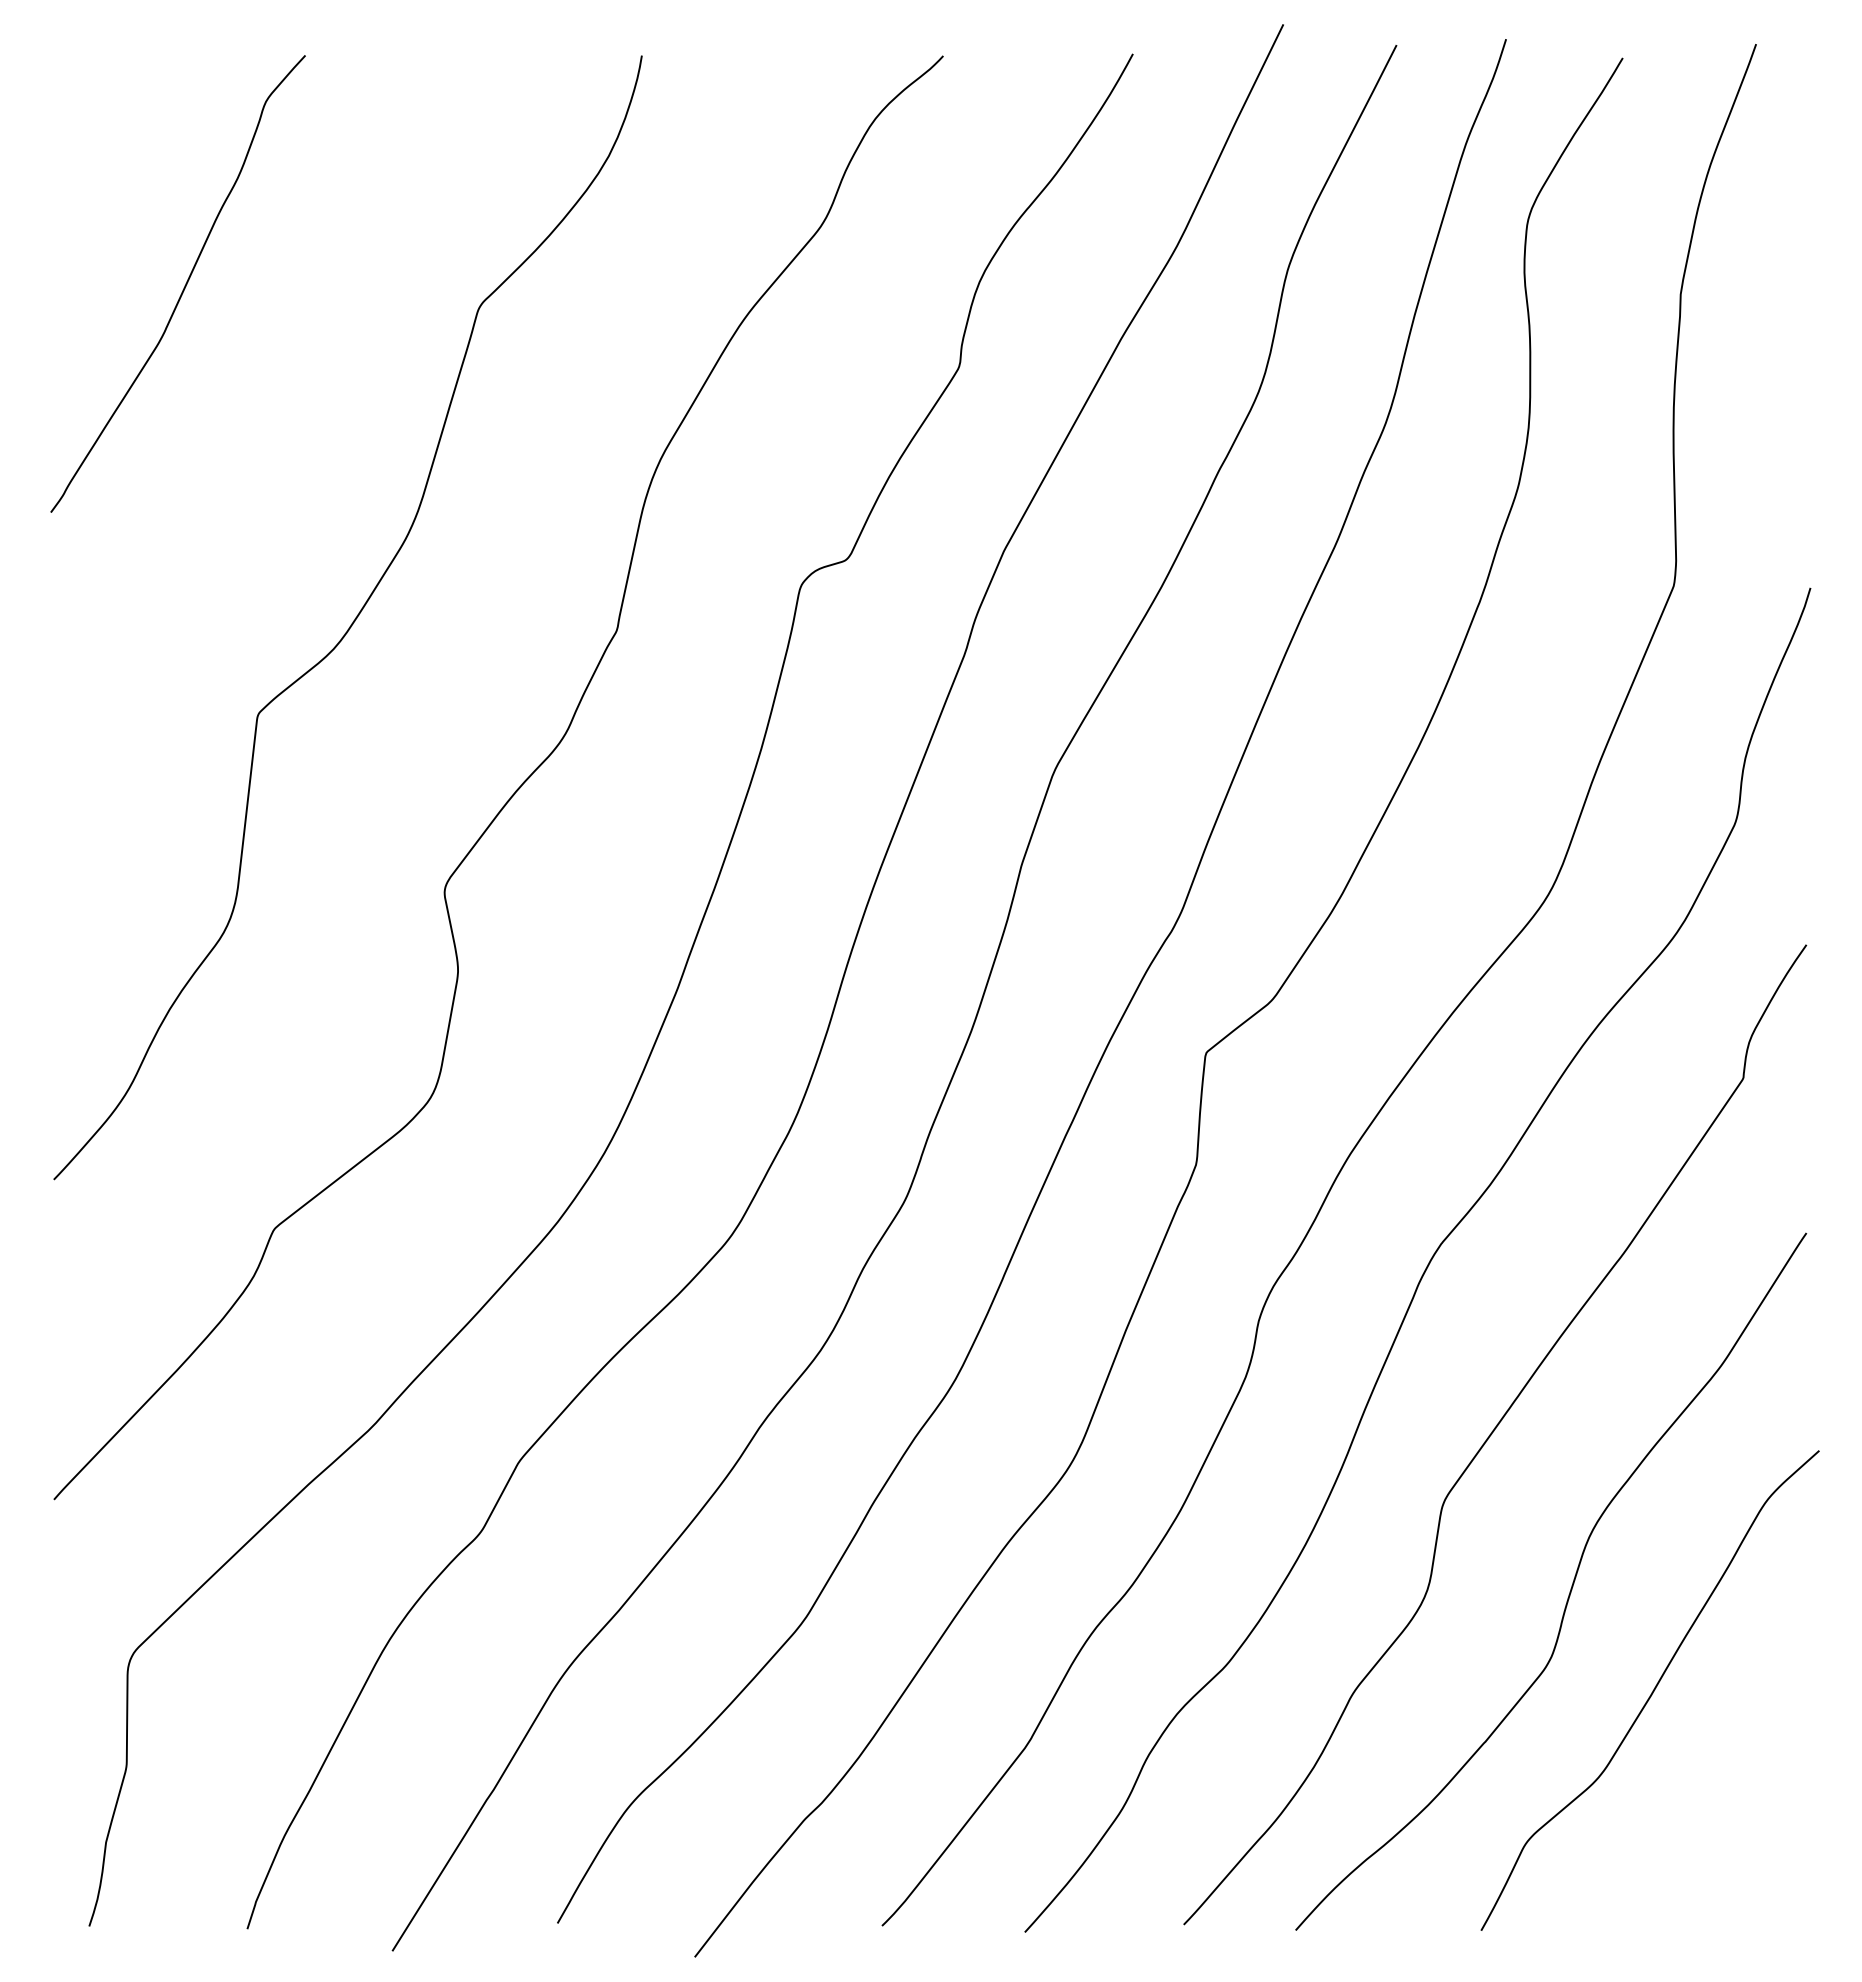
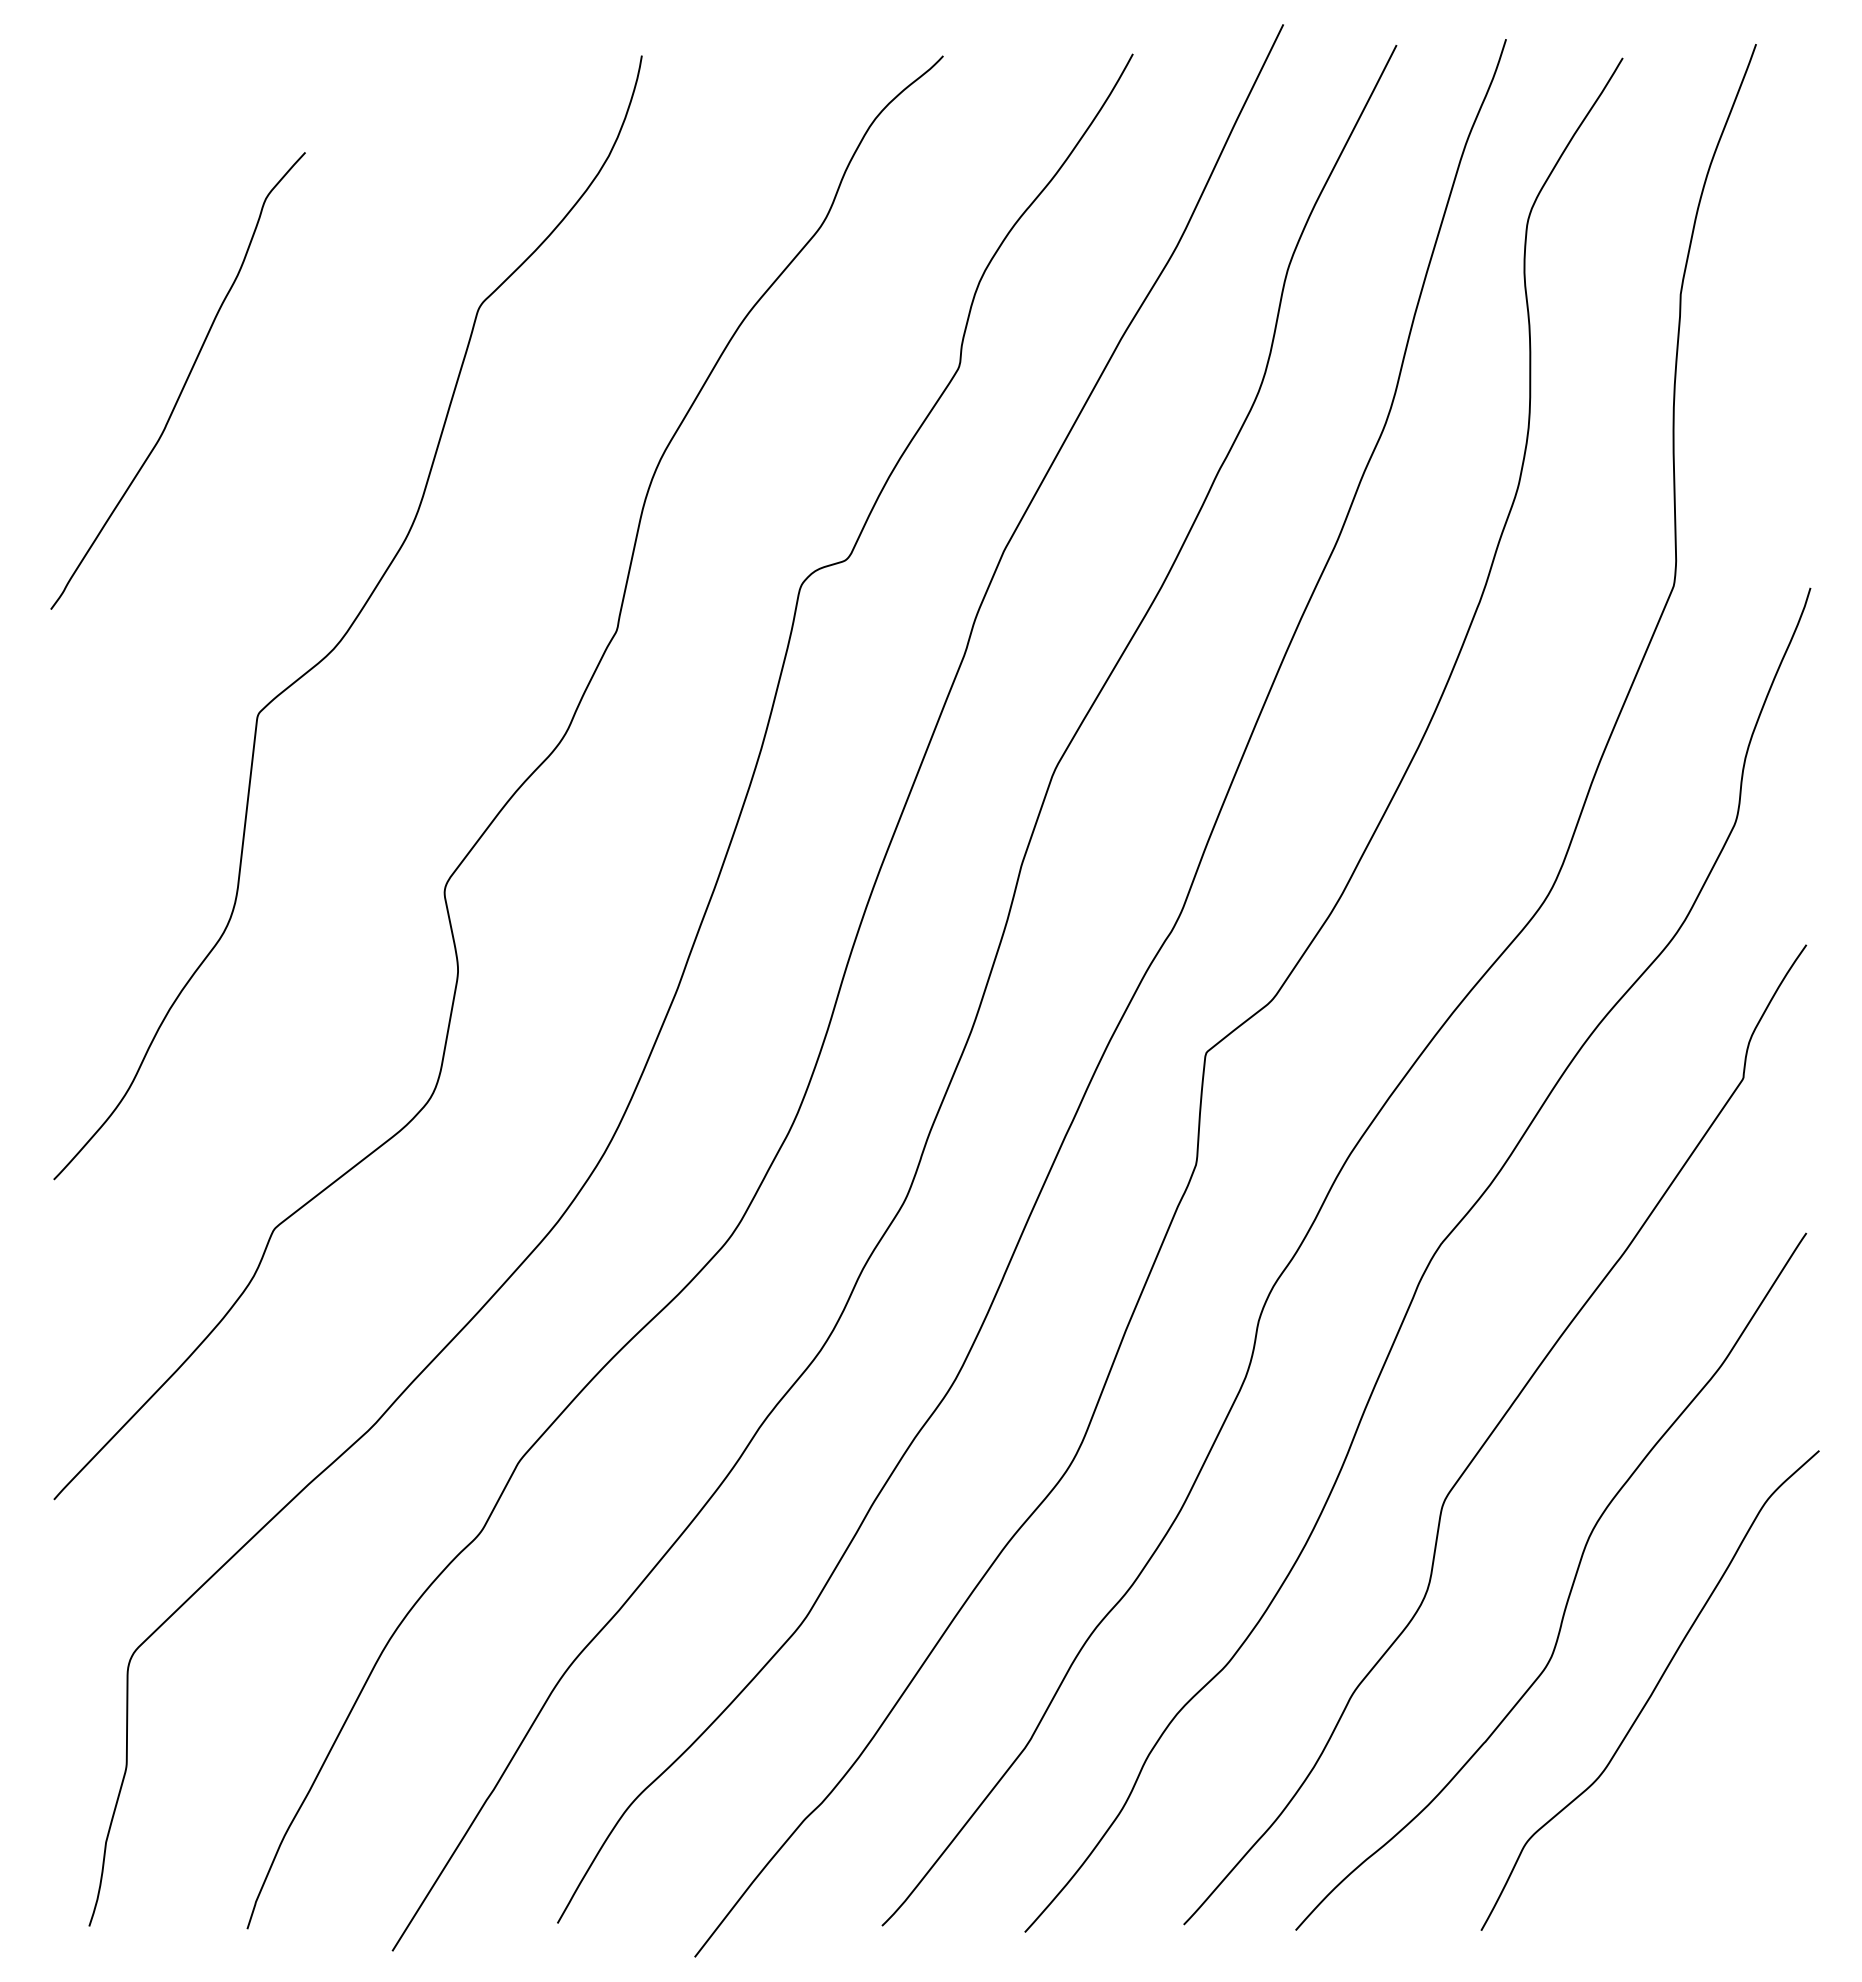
curve position: (183, 287) -> (183, 384) (183, 384)
